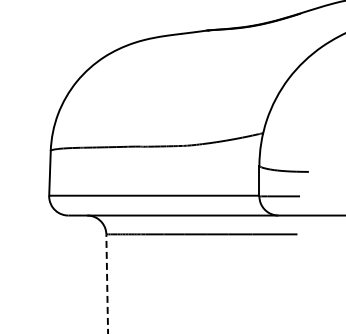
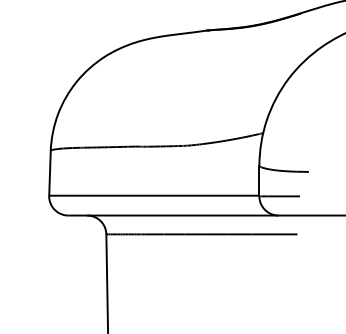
line: dashed -> solid (107, 283)
